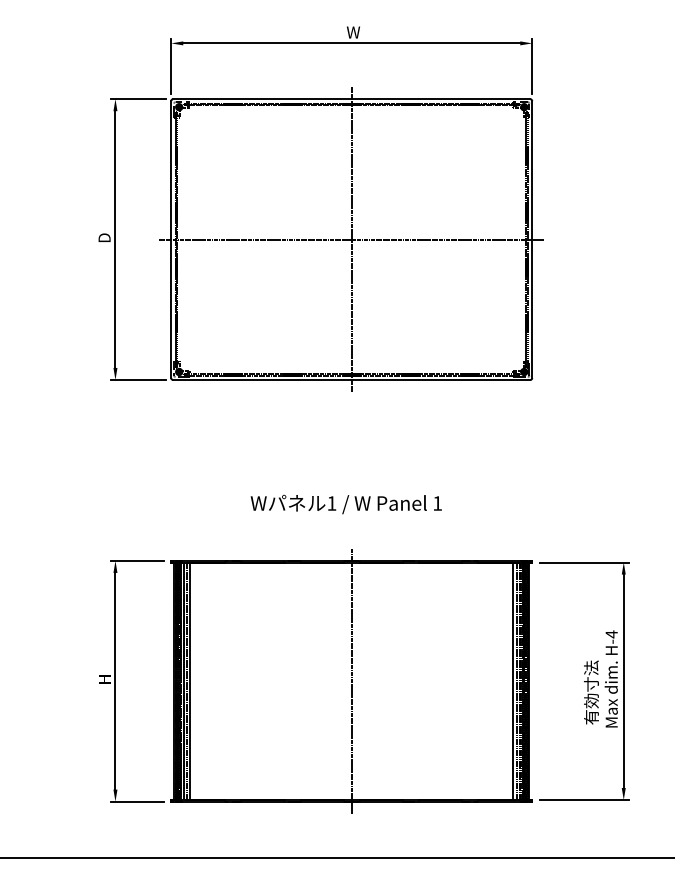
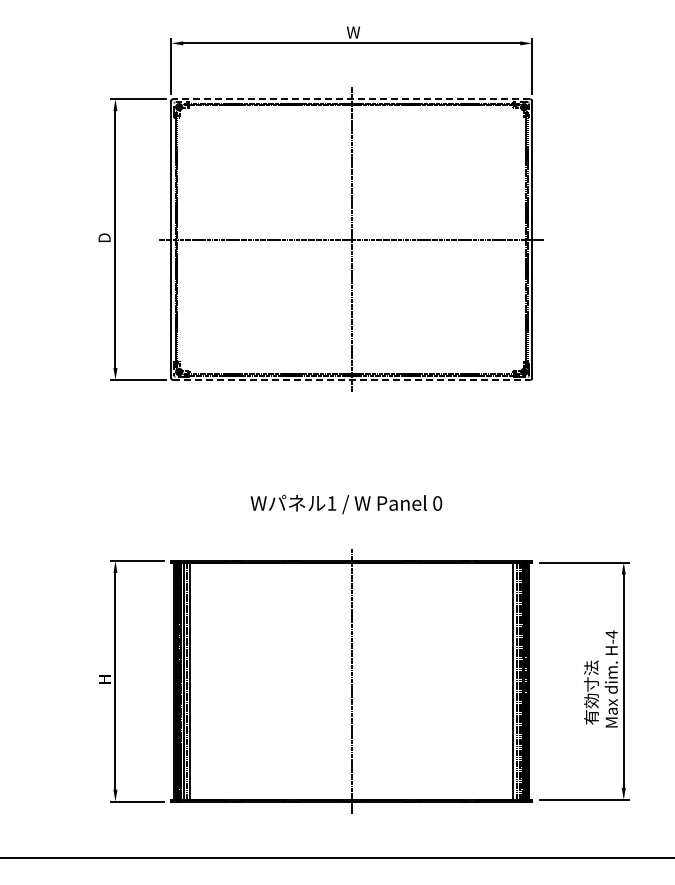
line: solid -> dashed (351, 99)
line: solid -> dashed (351, 380)
text: 1 -> 0 (437, 503)
